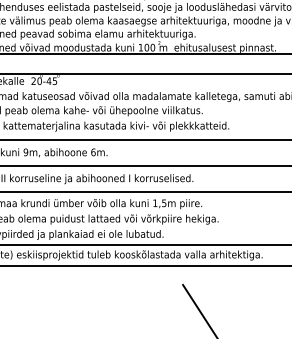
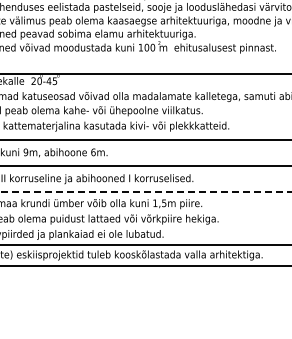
line: present -> none (145, 54)
line: solid -> dashed (146, 192)
line: present -> none (199, 309)
